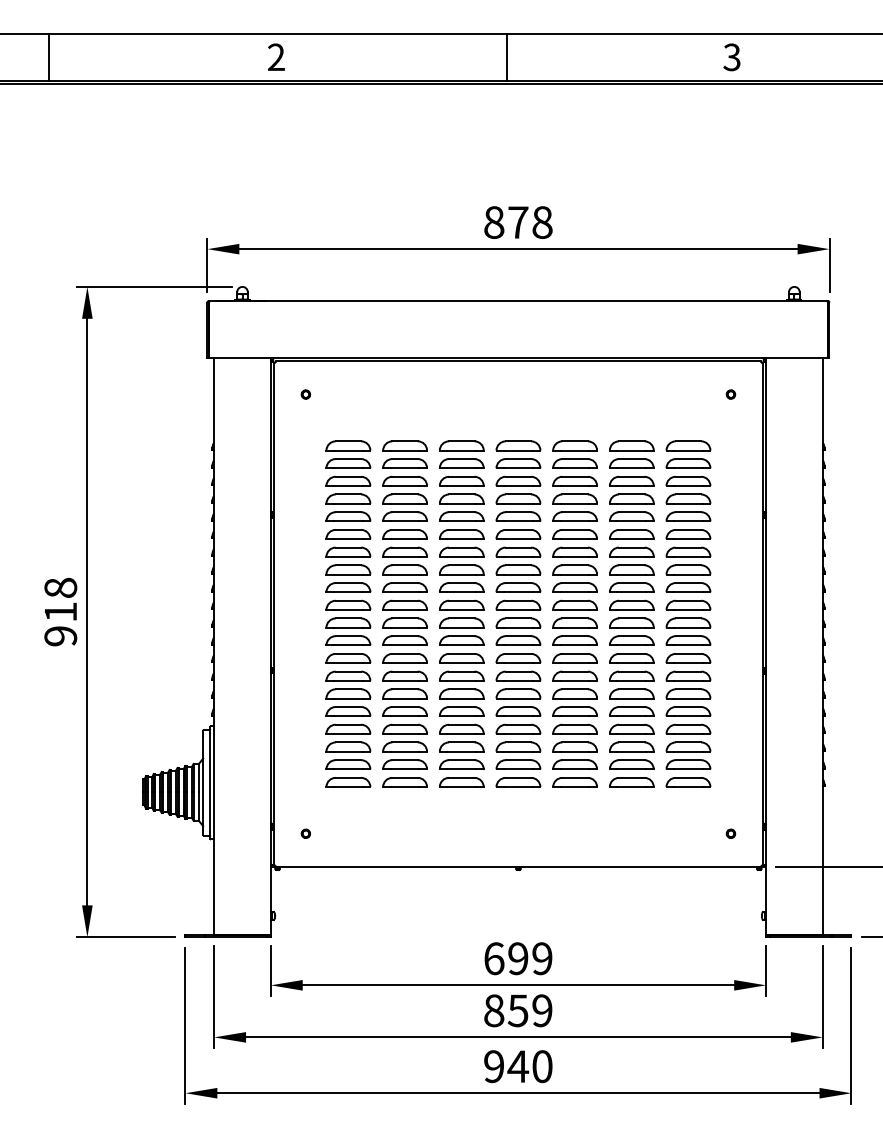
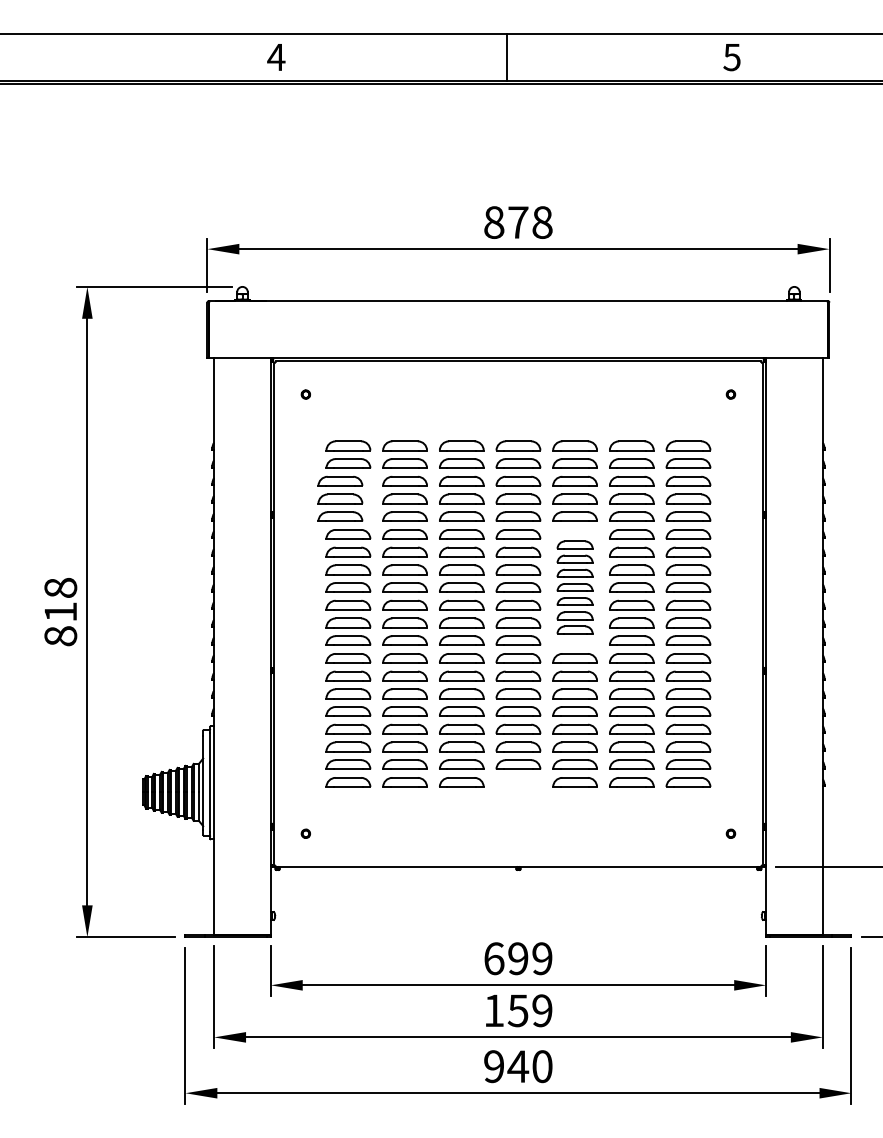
text: 2 -> 4 (276, 56)
text: 3 -> 5 (732, 56)
line: present -> none (49, 57)
part position: (348, 498) -> (340, 498) (340, 498)
part size: 46x117 px -> 38x95 px (574, 587)
text: 918 -> 818 (60, 636)
part: present -> none (518, 782)
text: 859 -> 159 (494, 1010)
